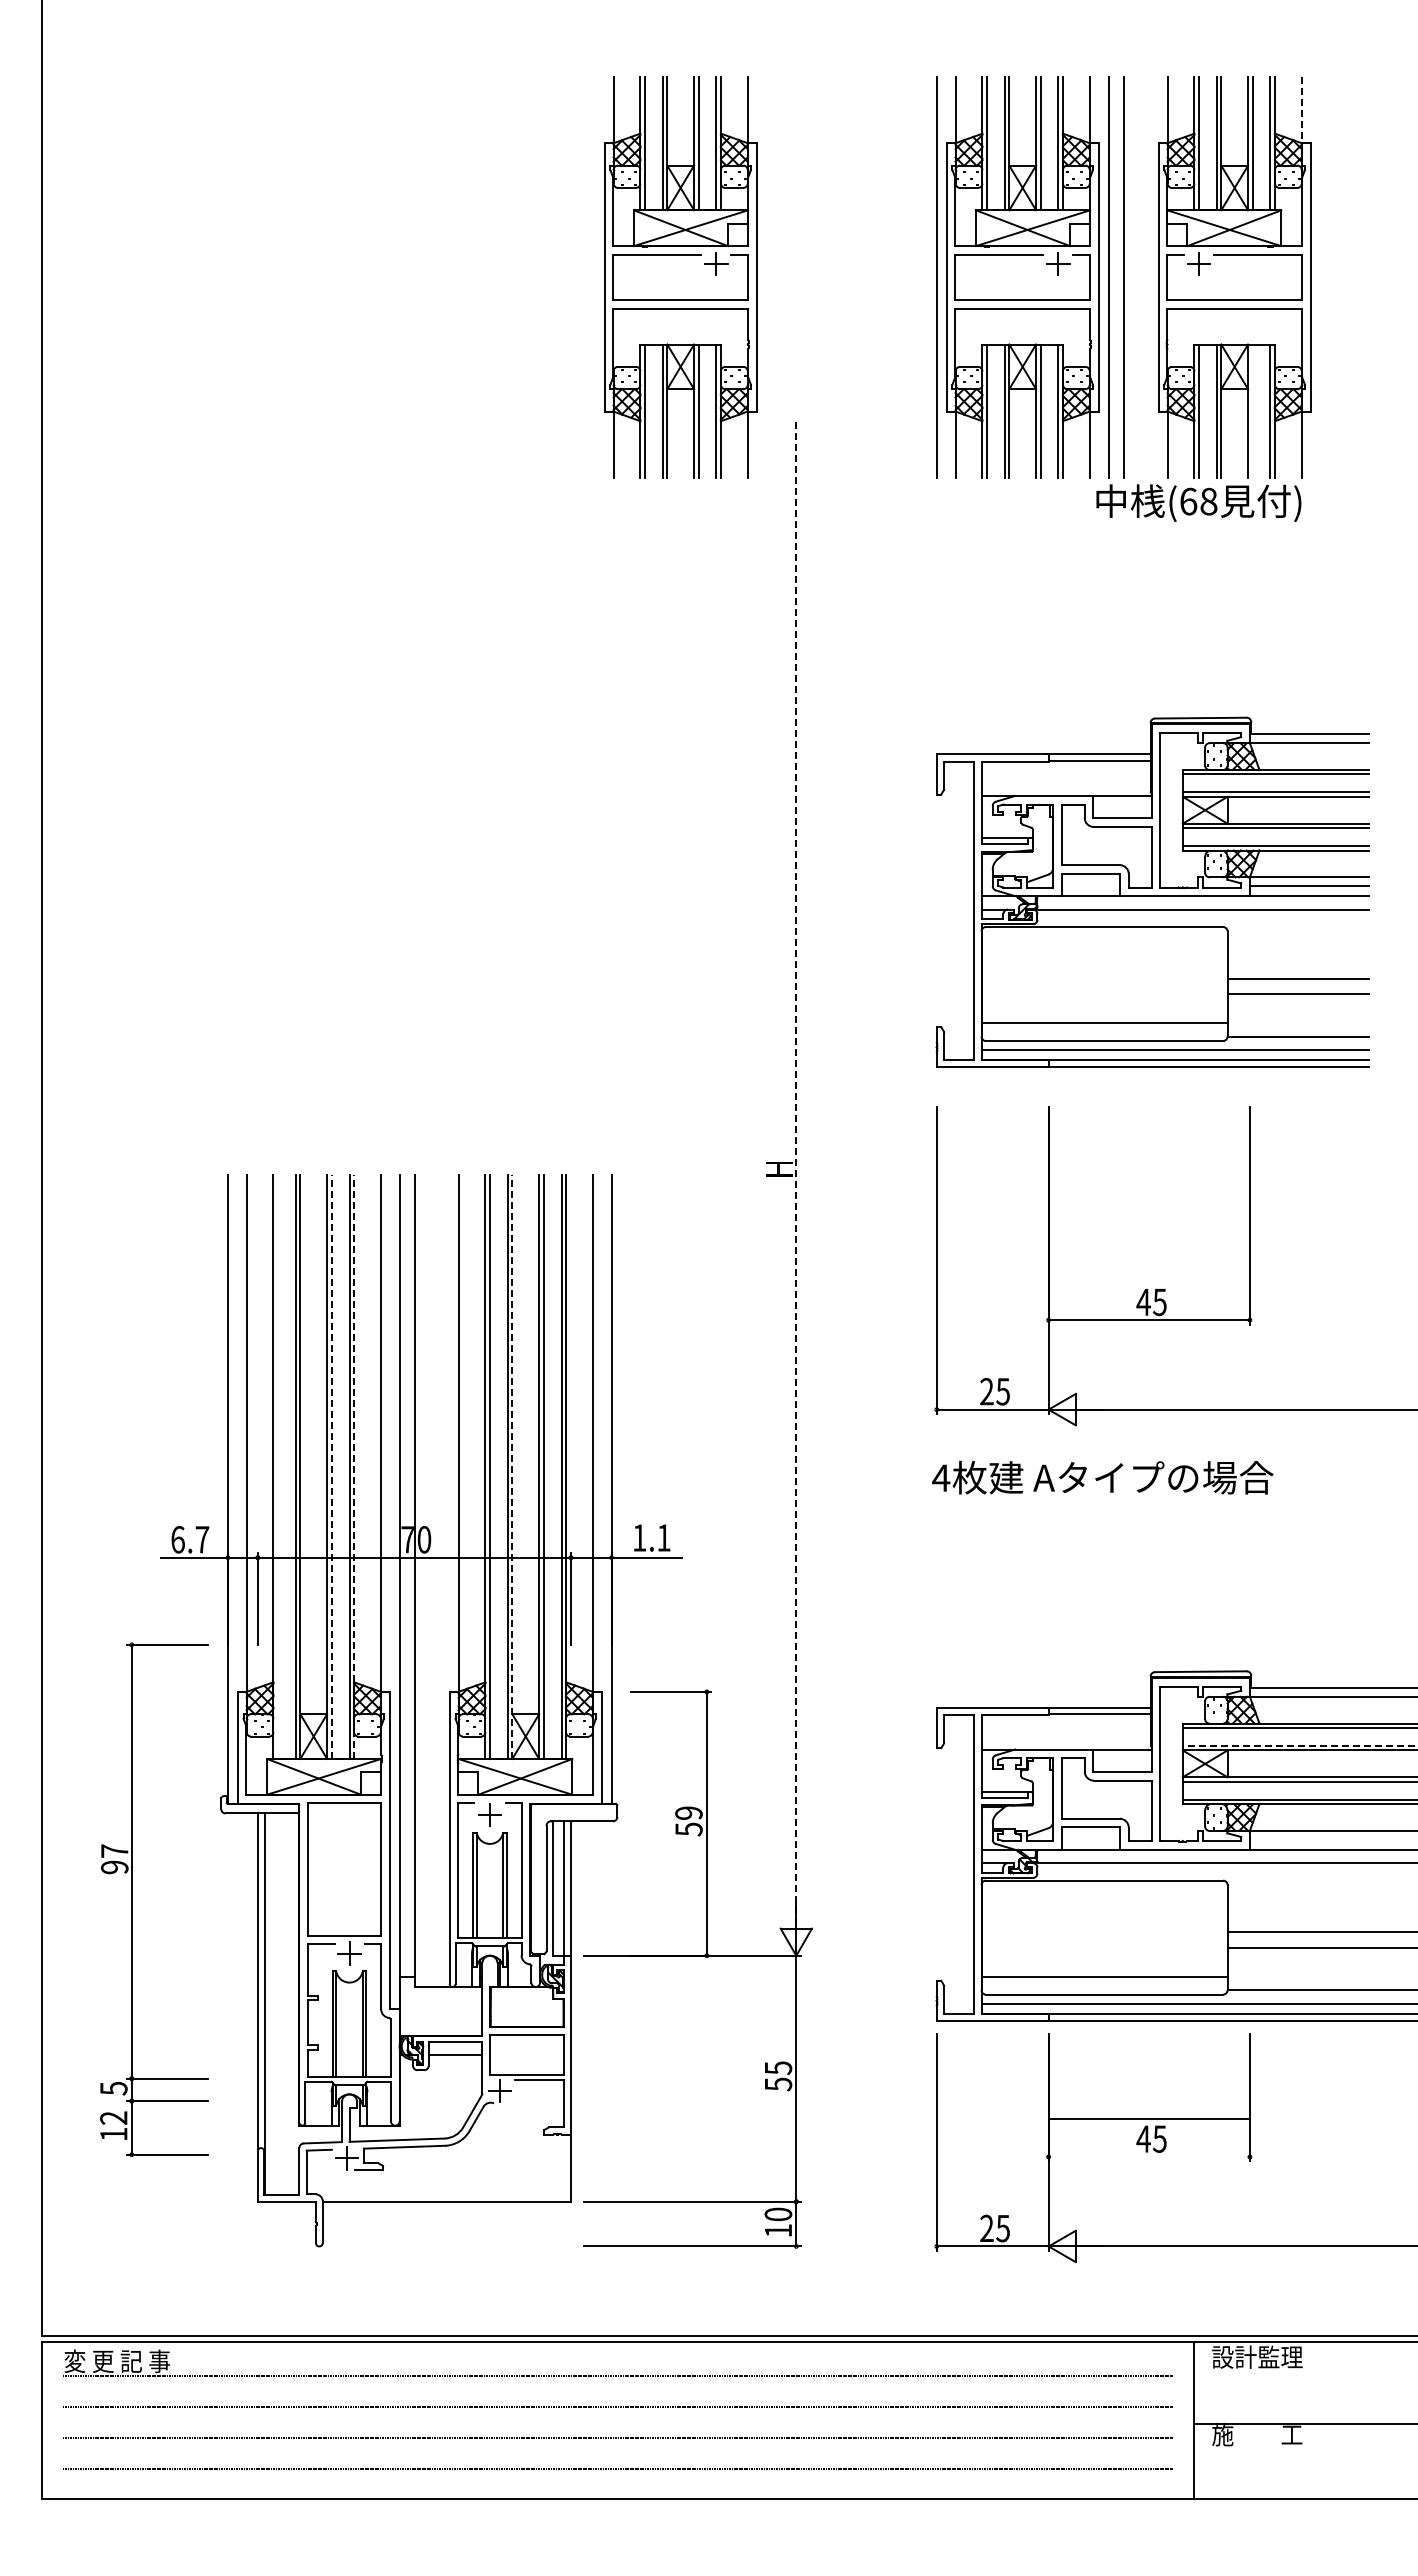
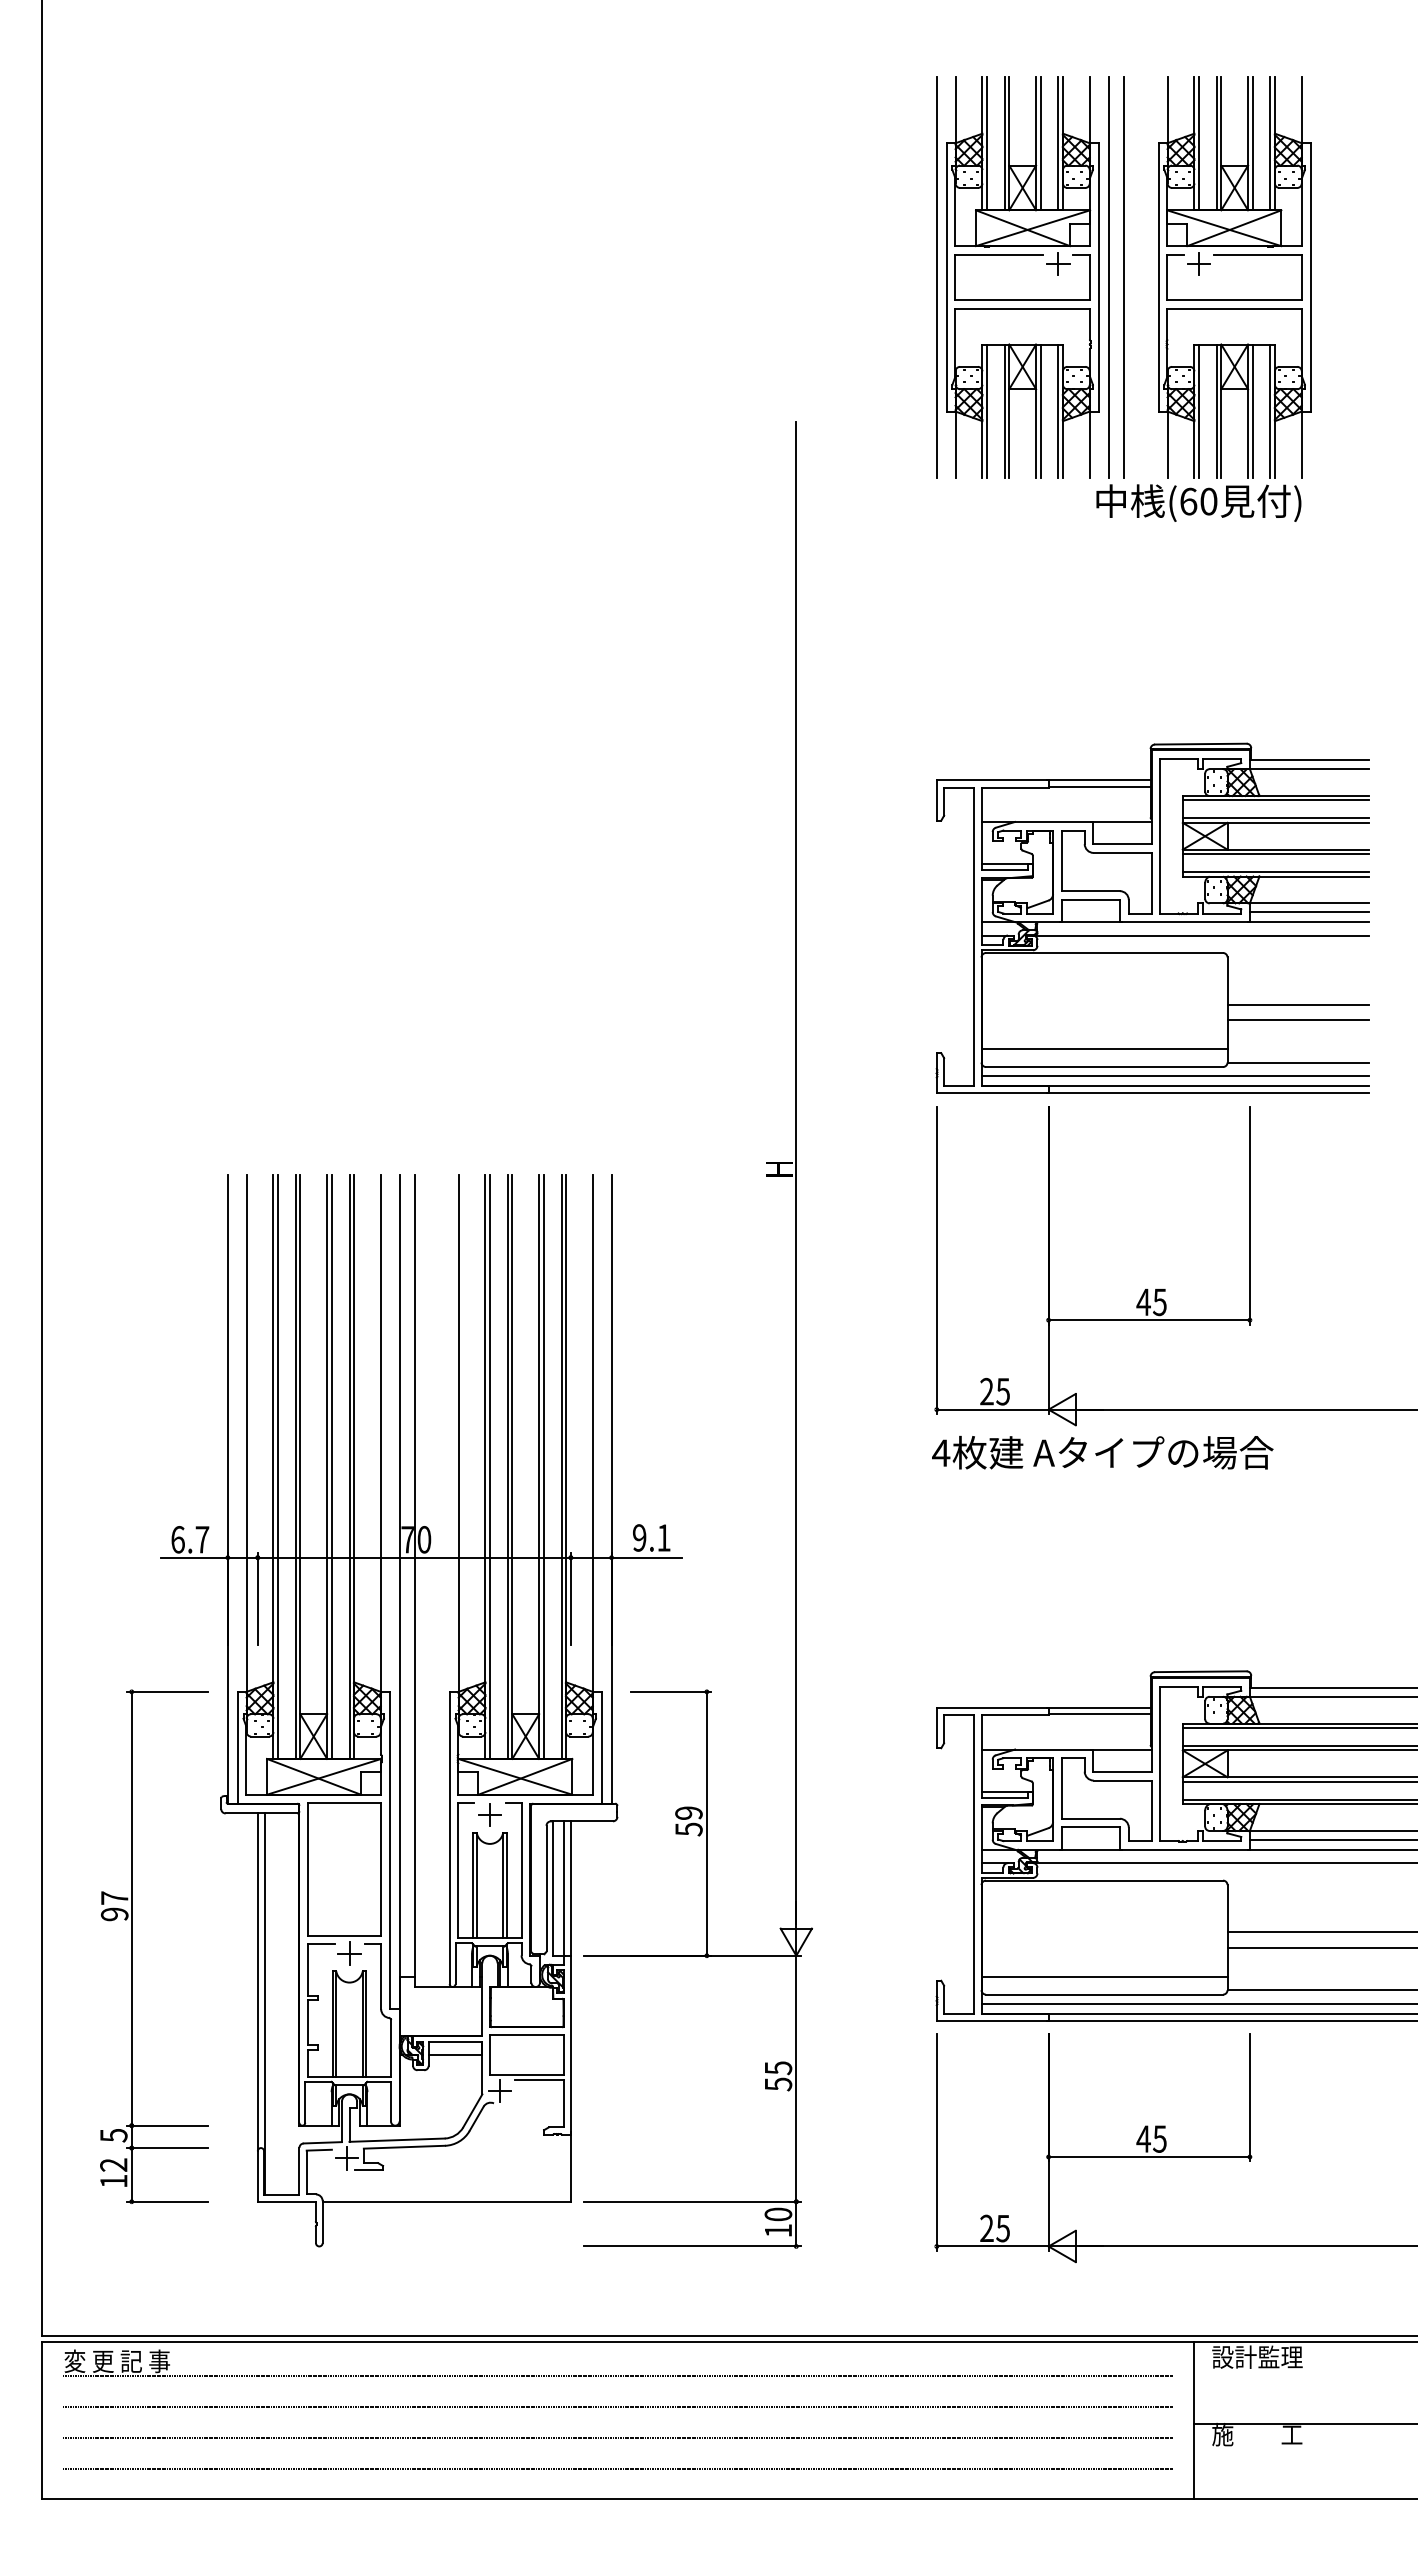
line: dashed -> solid (1301, 111)
part: present -> none (680, 277)
line: none -> present (1252, 410)
text: (68 -> (60 (1208, 501)
part position: (1152, 891) -> (1152, 917) (1152, 917)
line: dashed -> solid (796, 1173)
line: none -> present (277, 1466)
line: dashed -> solid (331, 1467)
line: dashed -> solid (354, 1467)
line: dashed -> solid (512, 1467)
text position: (1102, 1477) -> (1102, 1452) (1102, 1452)
text: 1.1 -> 9.1 (639, 1537)
line: dashed -> solid (1299, 1745)
line: none -> present (1331, 1839)
part position: (132, 1899) -> (132, 1946) (132, 1946)
line position: (1148, 2119) -> (1148, 2157) (1148, 2157)
